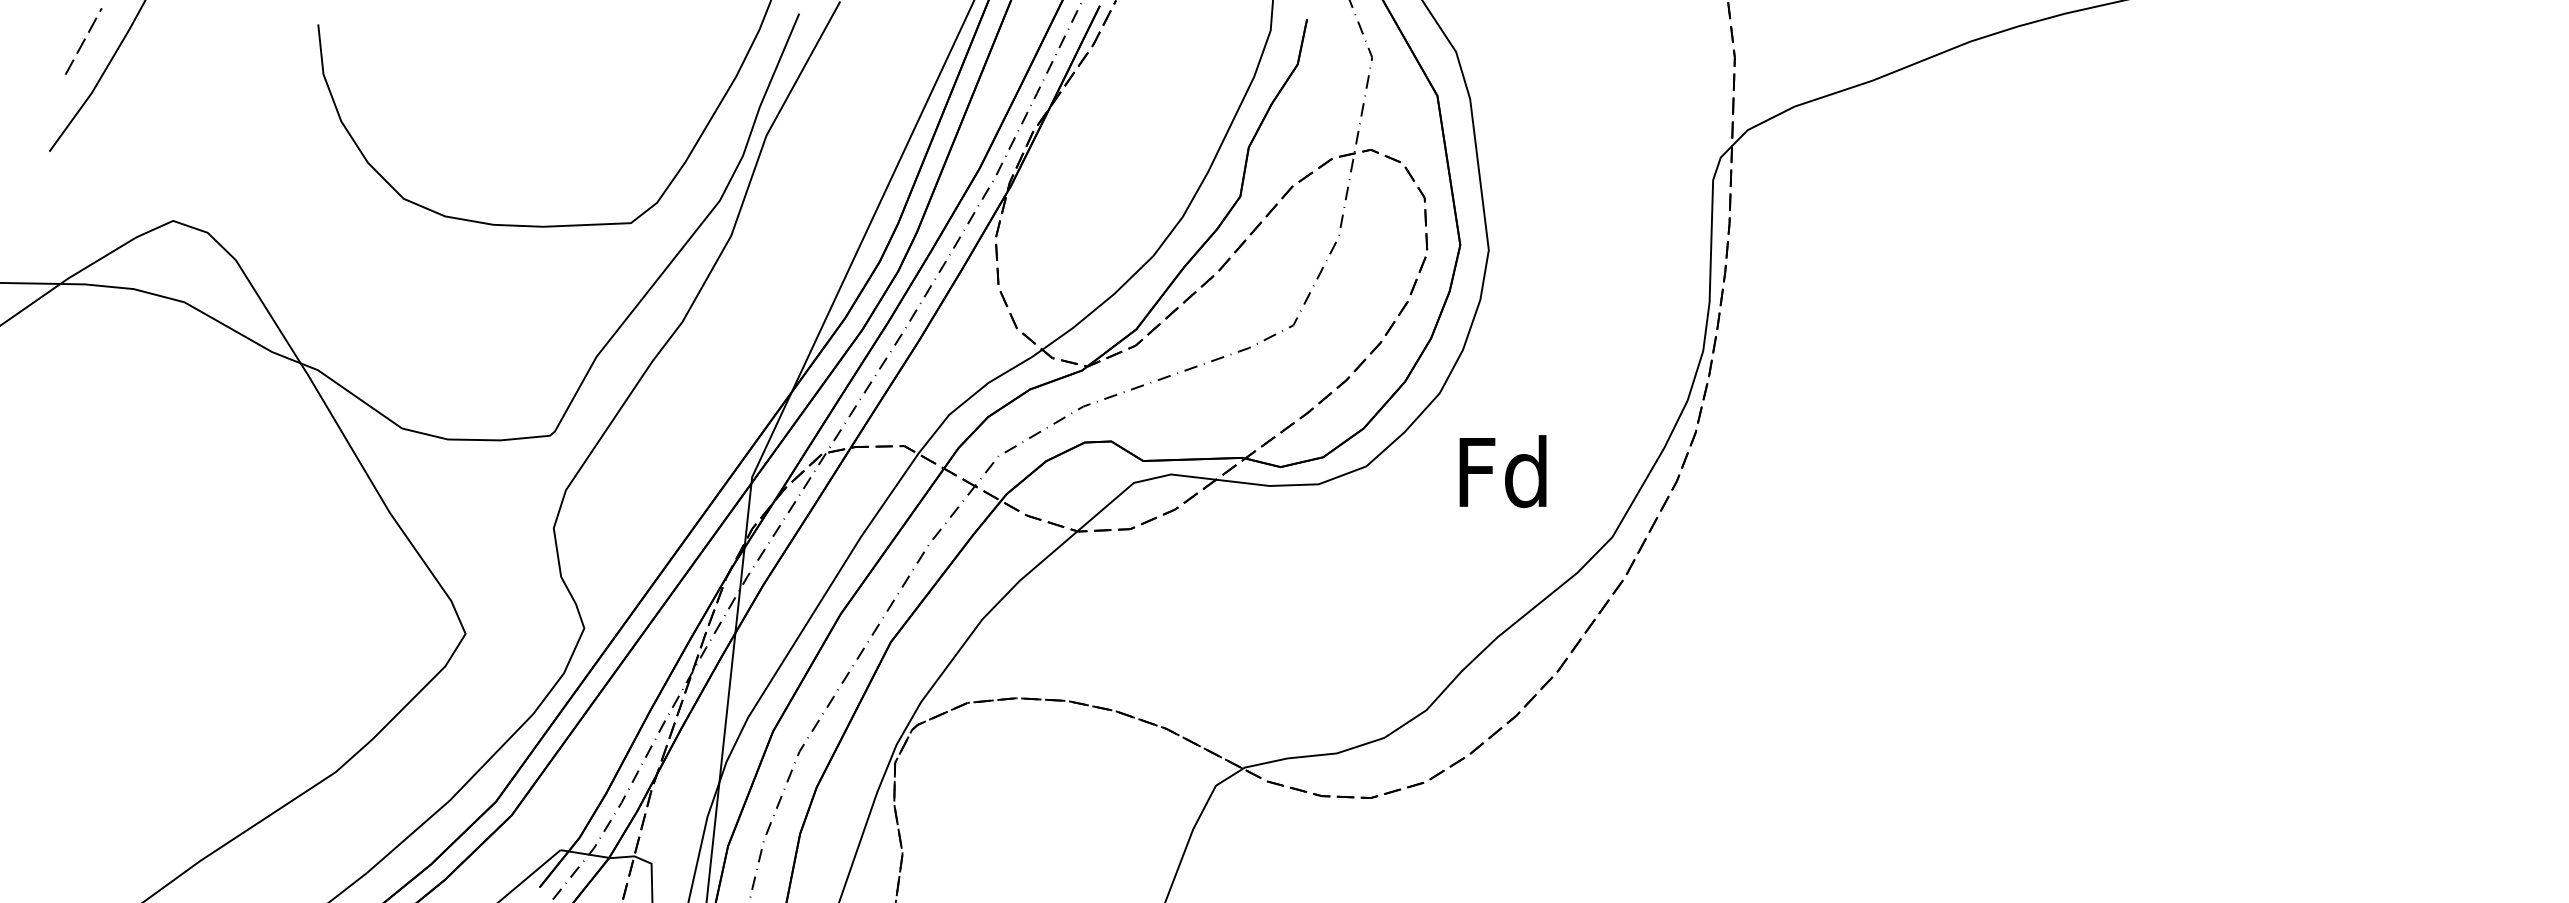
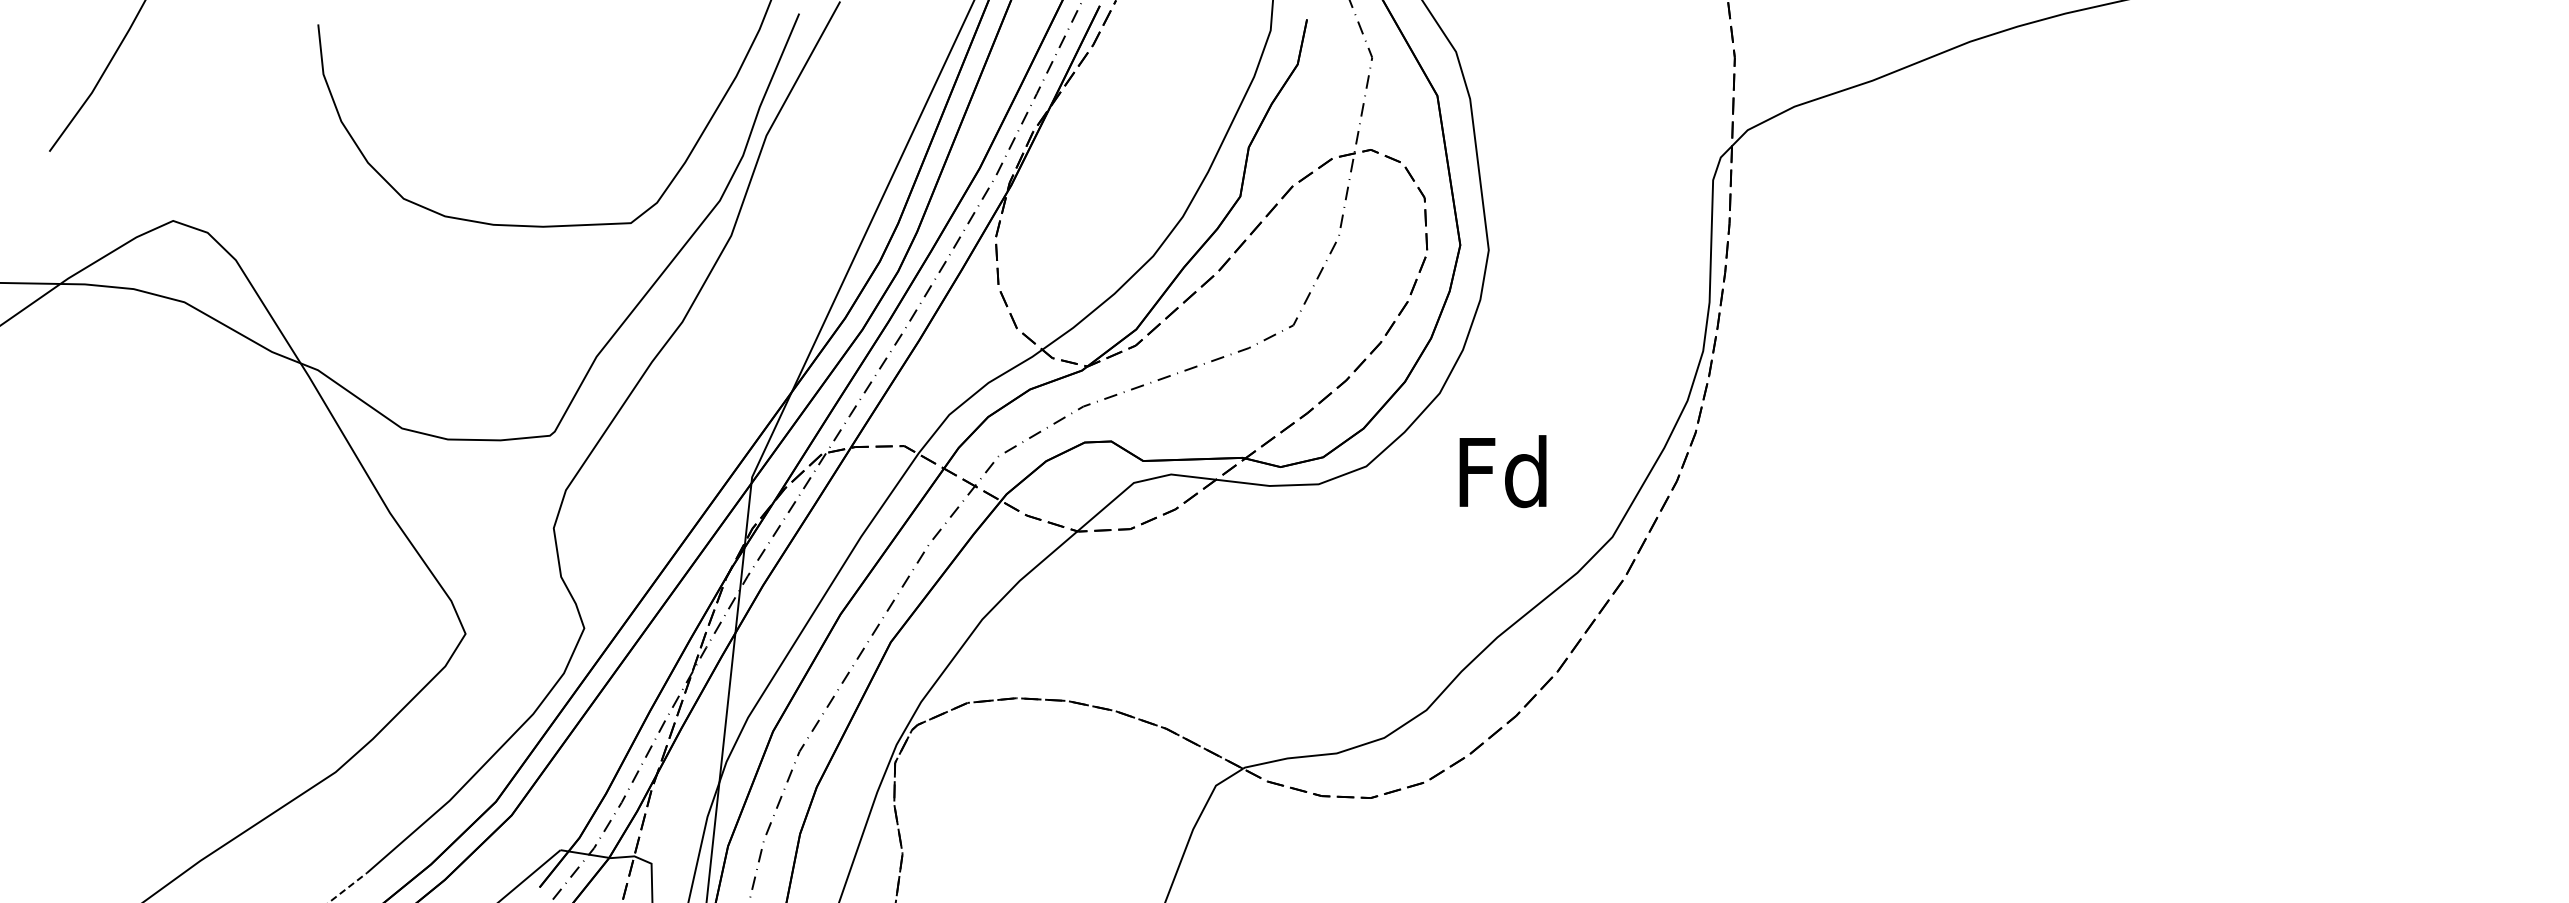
line: present -> none (83, 41)
line: solid -> dashed (348, 887)
